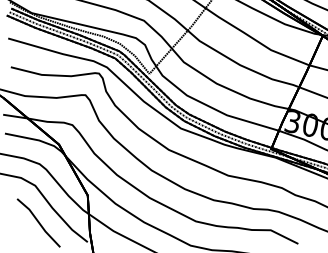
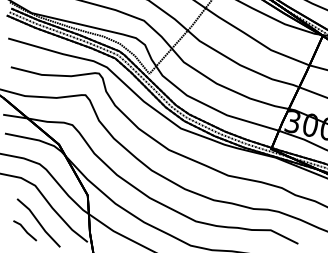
line: none -> present (25, 230)
